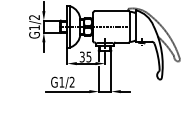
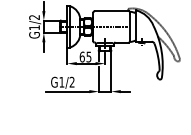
text: 35 -> 65 (81, 56)
